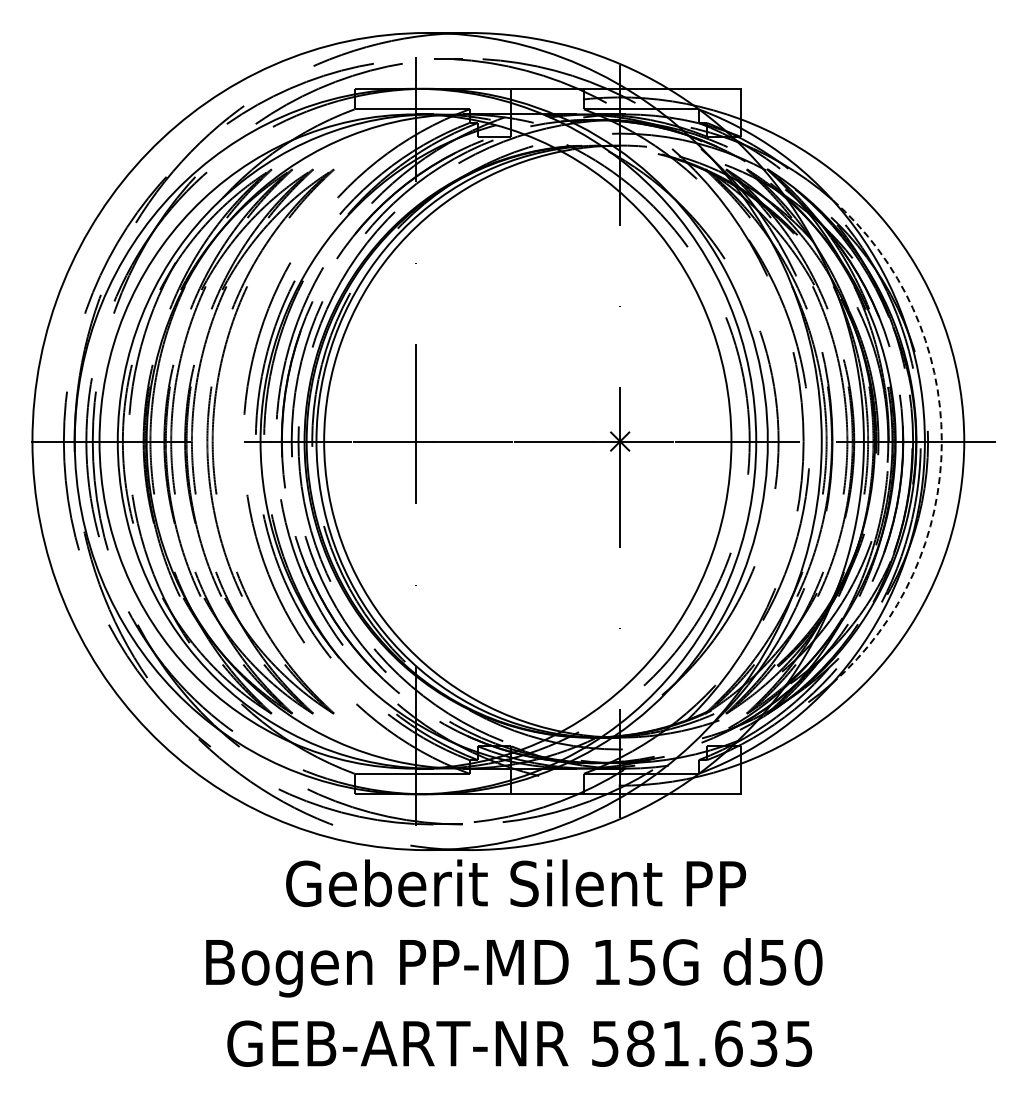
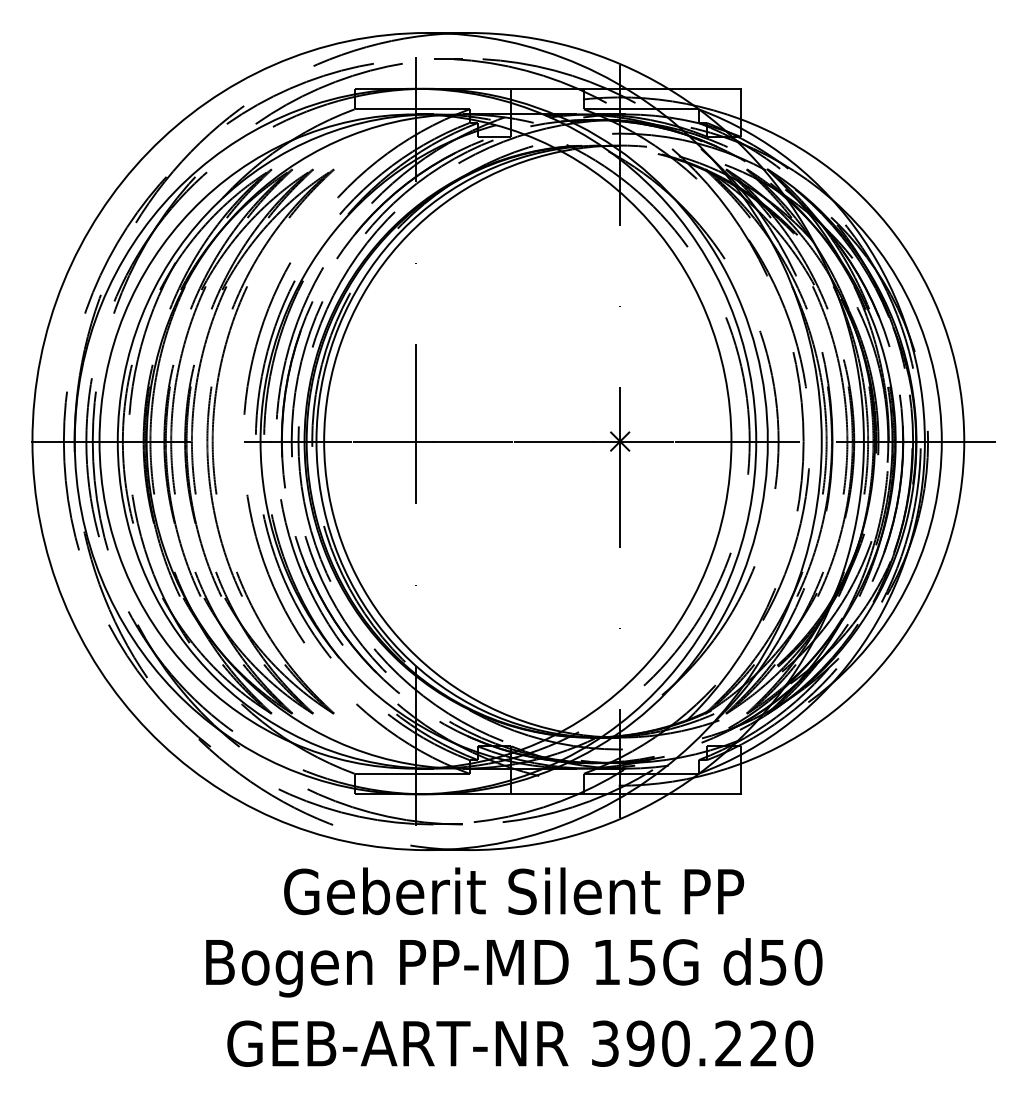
arc: dashed -> solid (941, 441)
text position: (516, 883) -> (514, 891) (514, 891)
text: 581.635 -> 390.220 (702, 1043)
